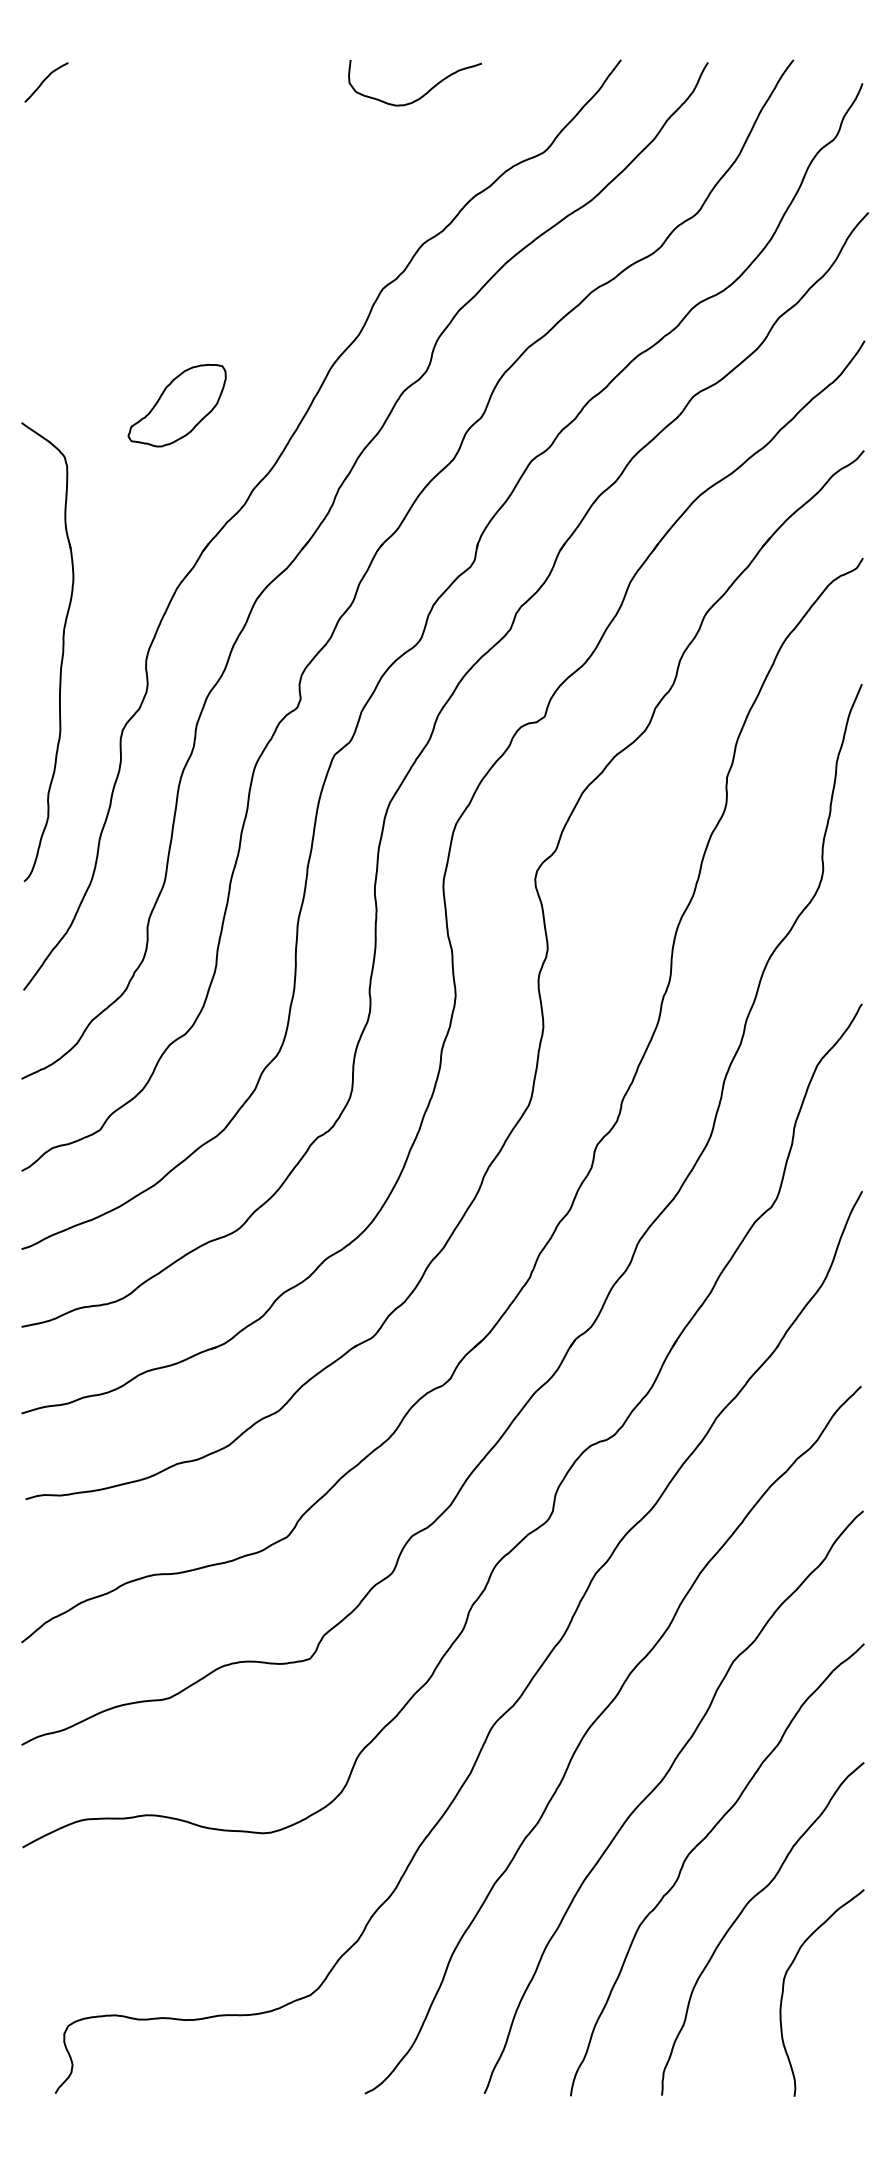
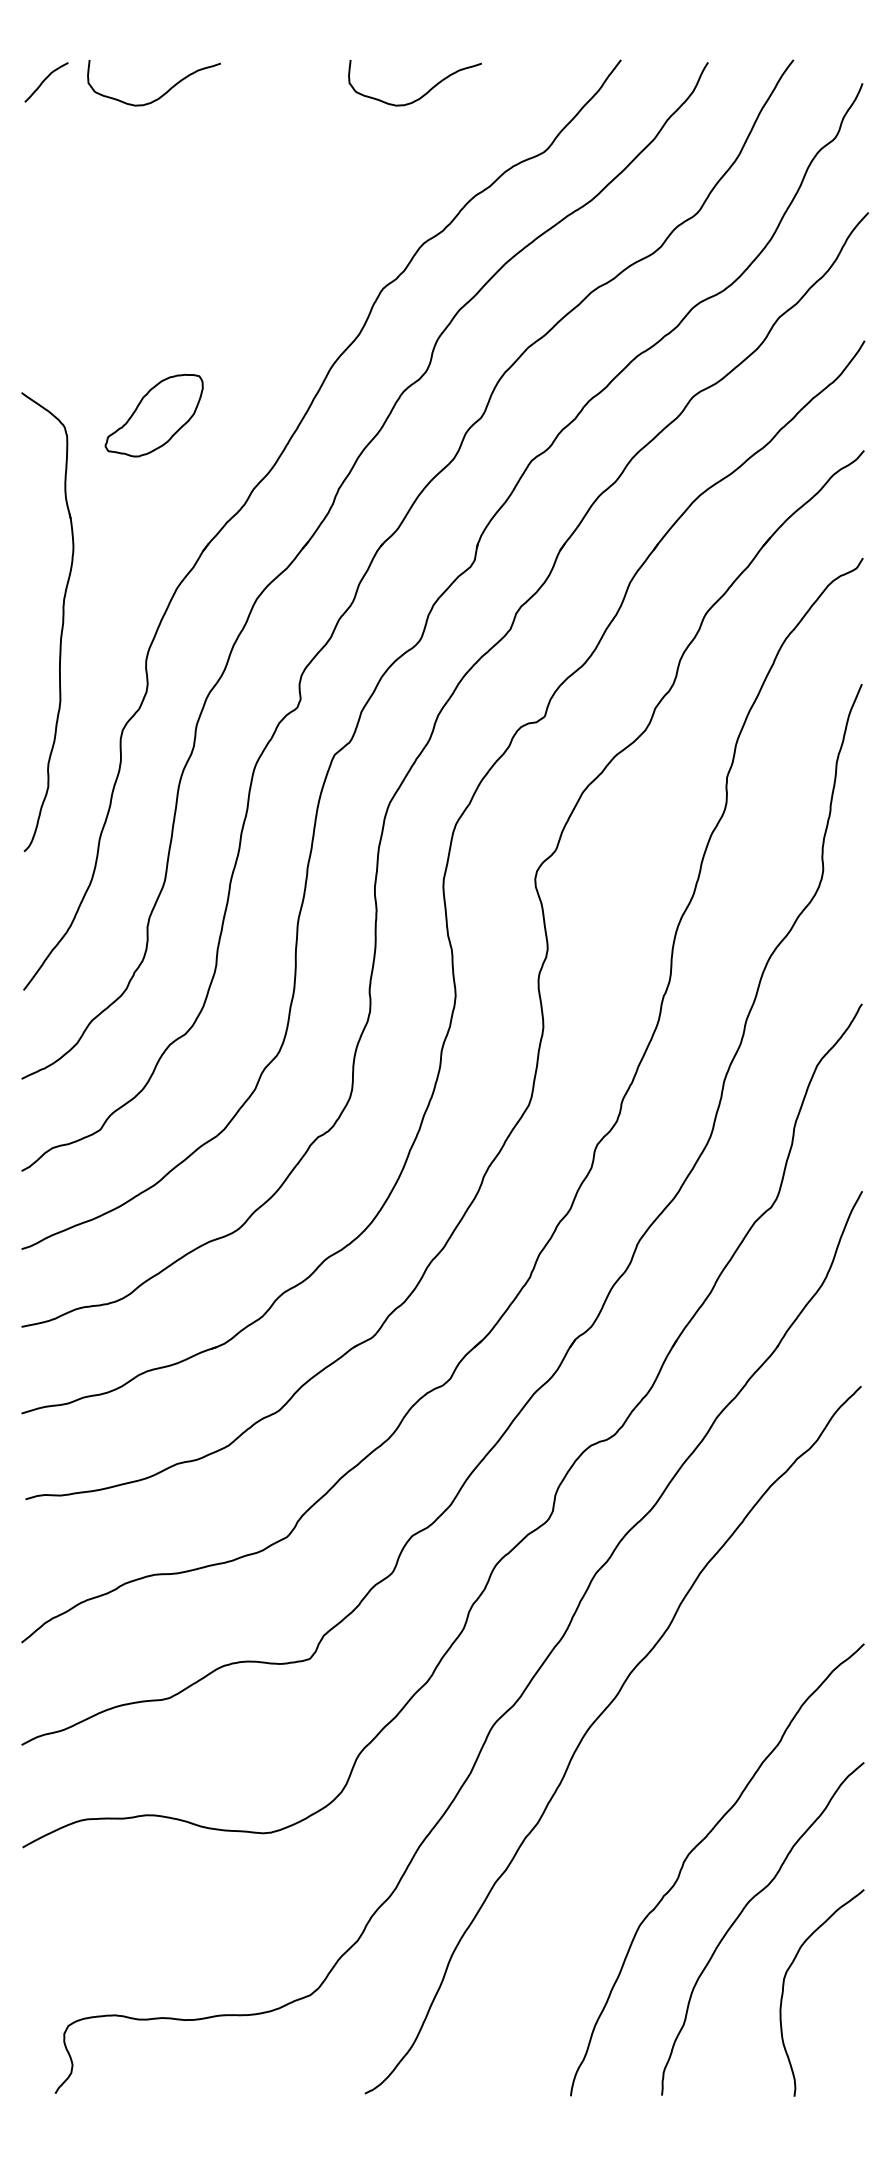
curve: none -> present (163, 93)
part position: (176, 405) -> (153, 415) (153, 415)
part position: (61, 656) -> (61, 626) (61, 626)
curve: present -> none (657, 1787)
